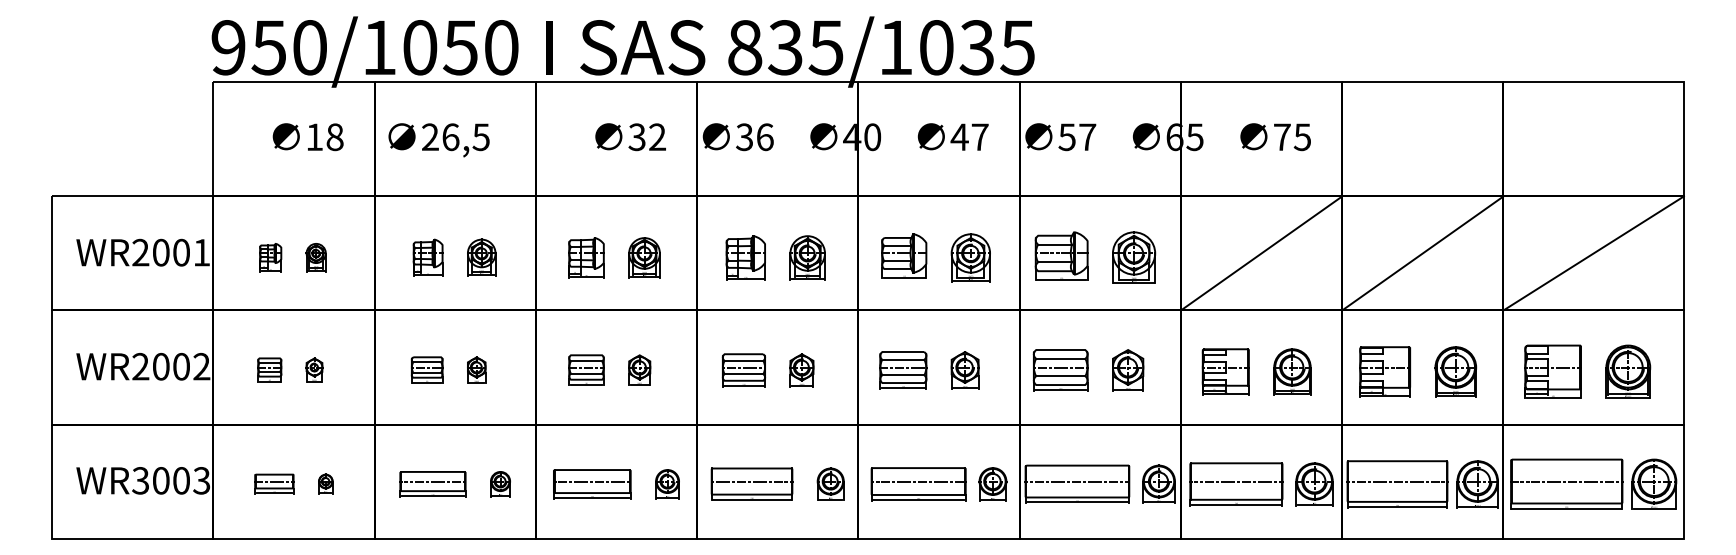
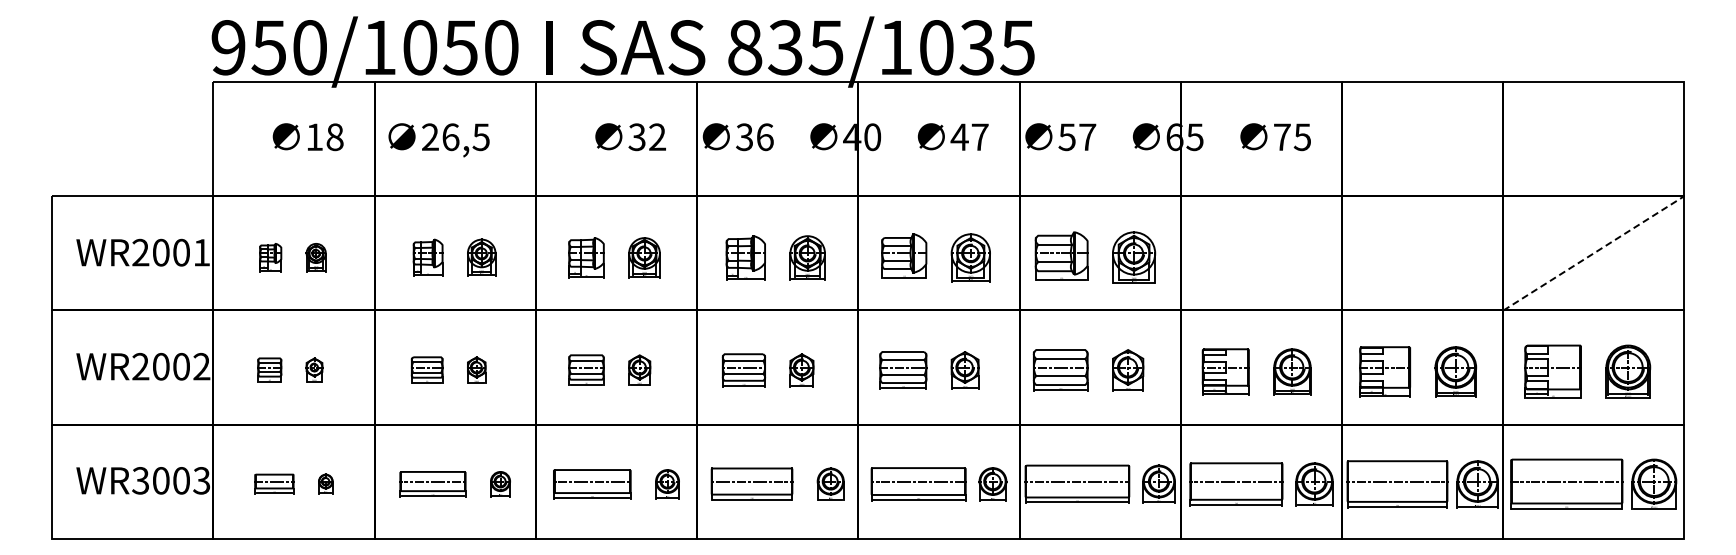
line: present -> none (1261, 253)
line: present -> none (1422, 253)
line: solid -> dashed (1593, 253)
